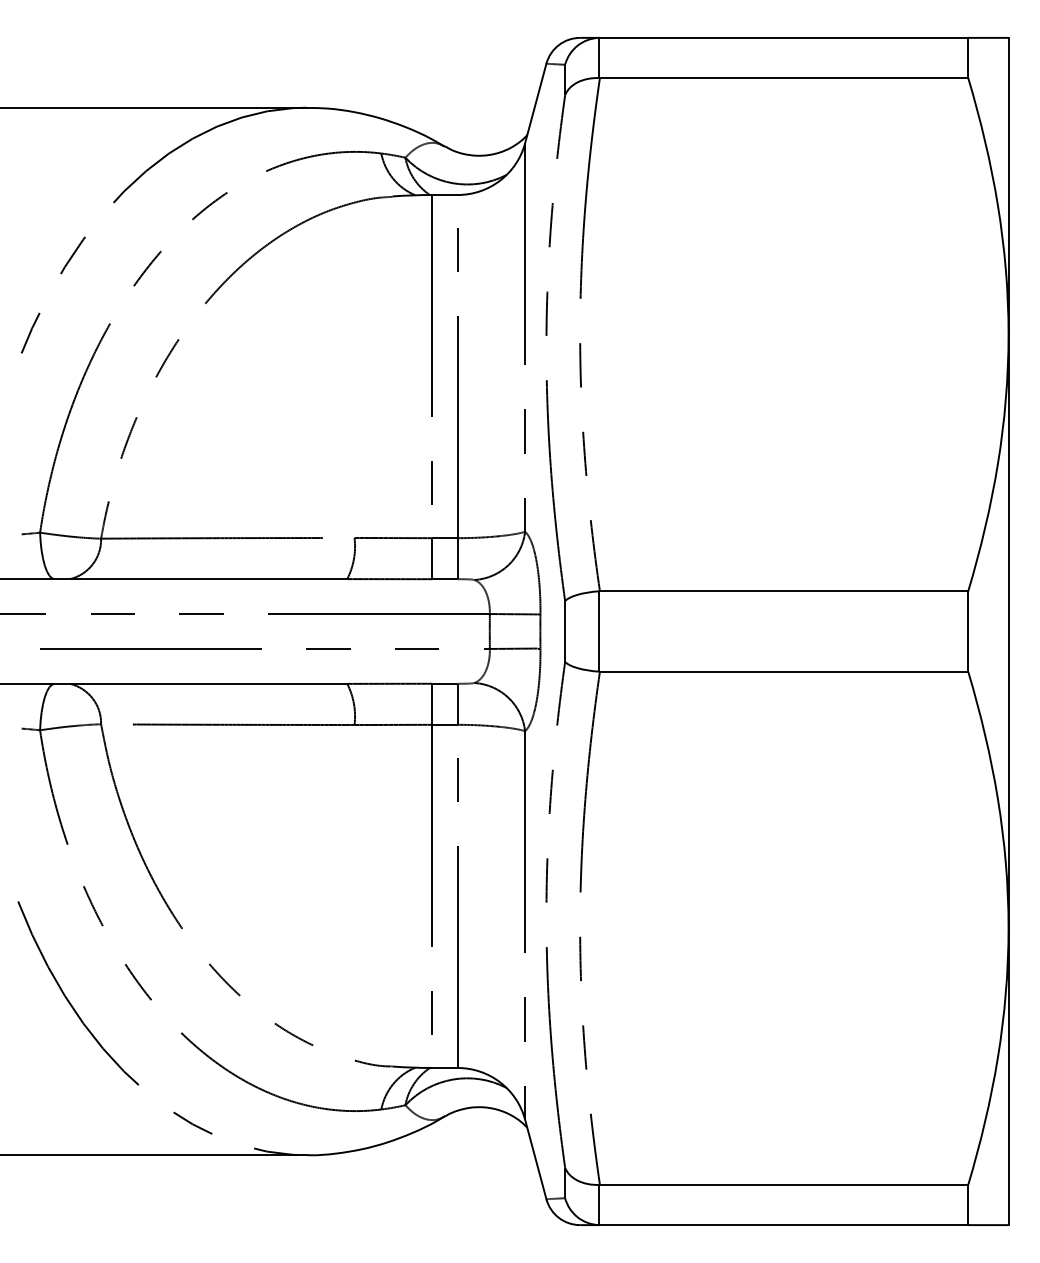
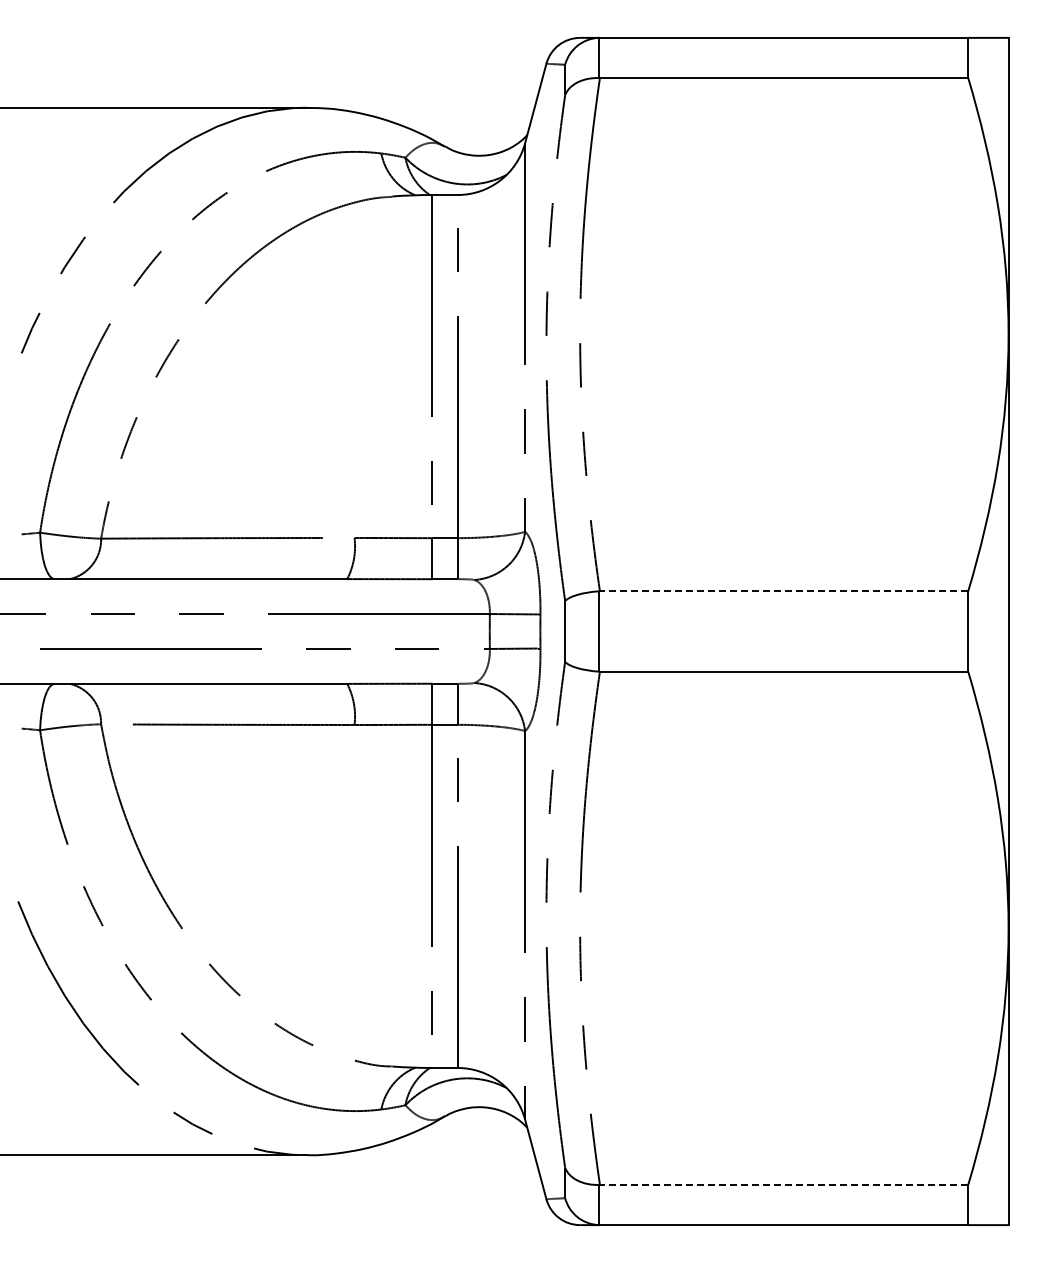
line: solid -> dashed (783, 591)
line: solid -> dashed (783, 1184)
